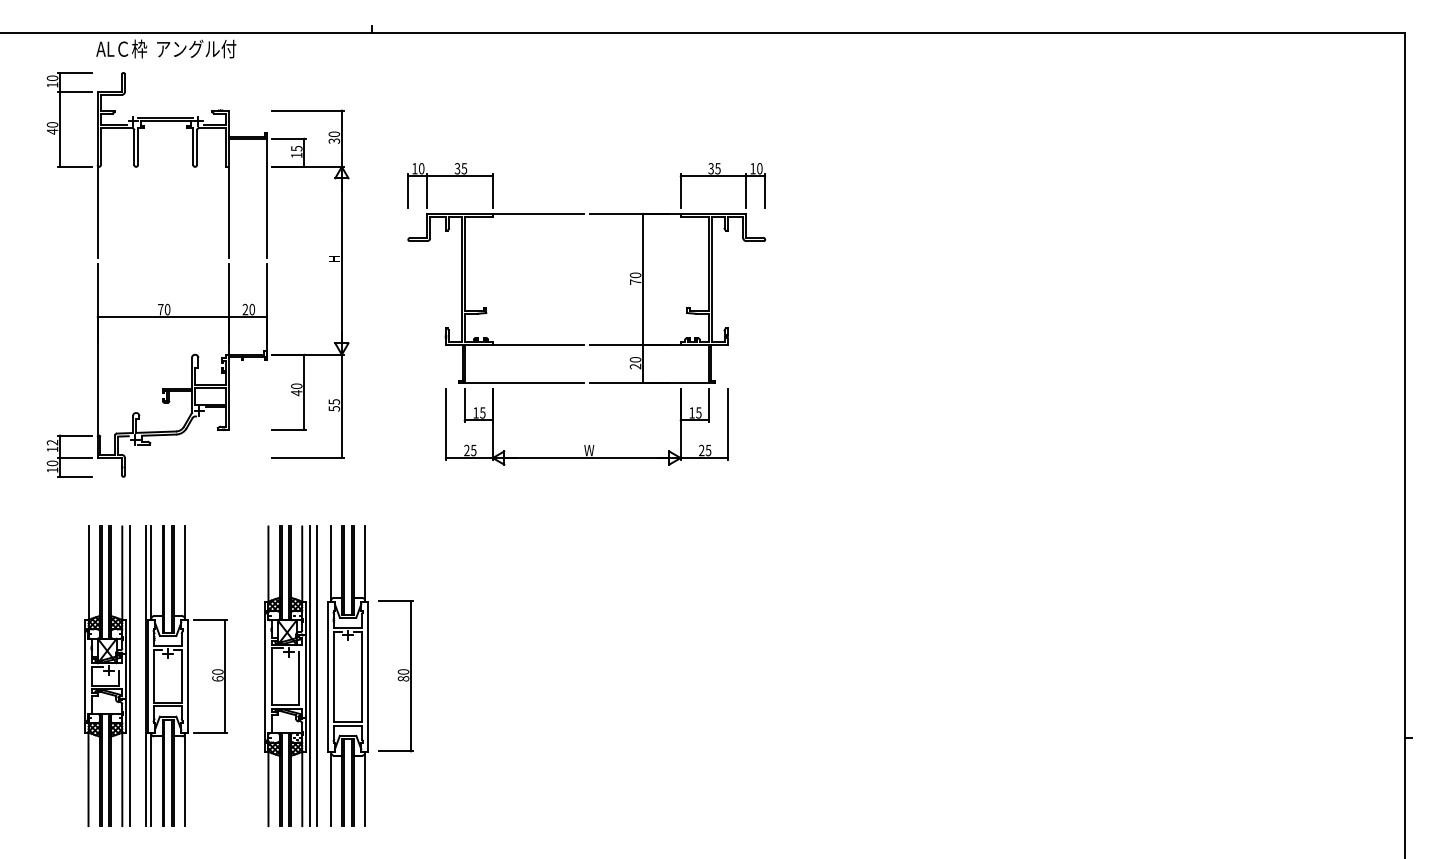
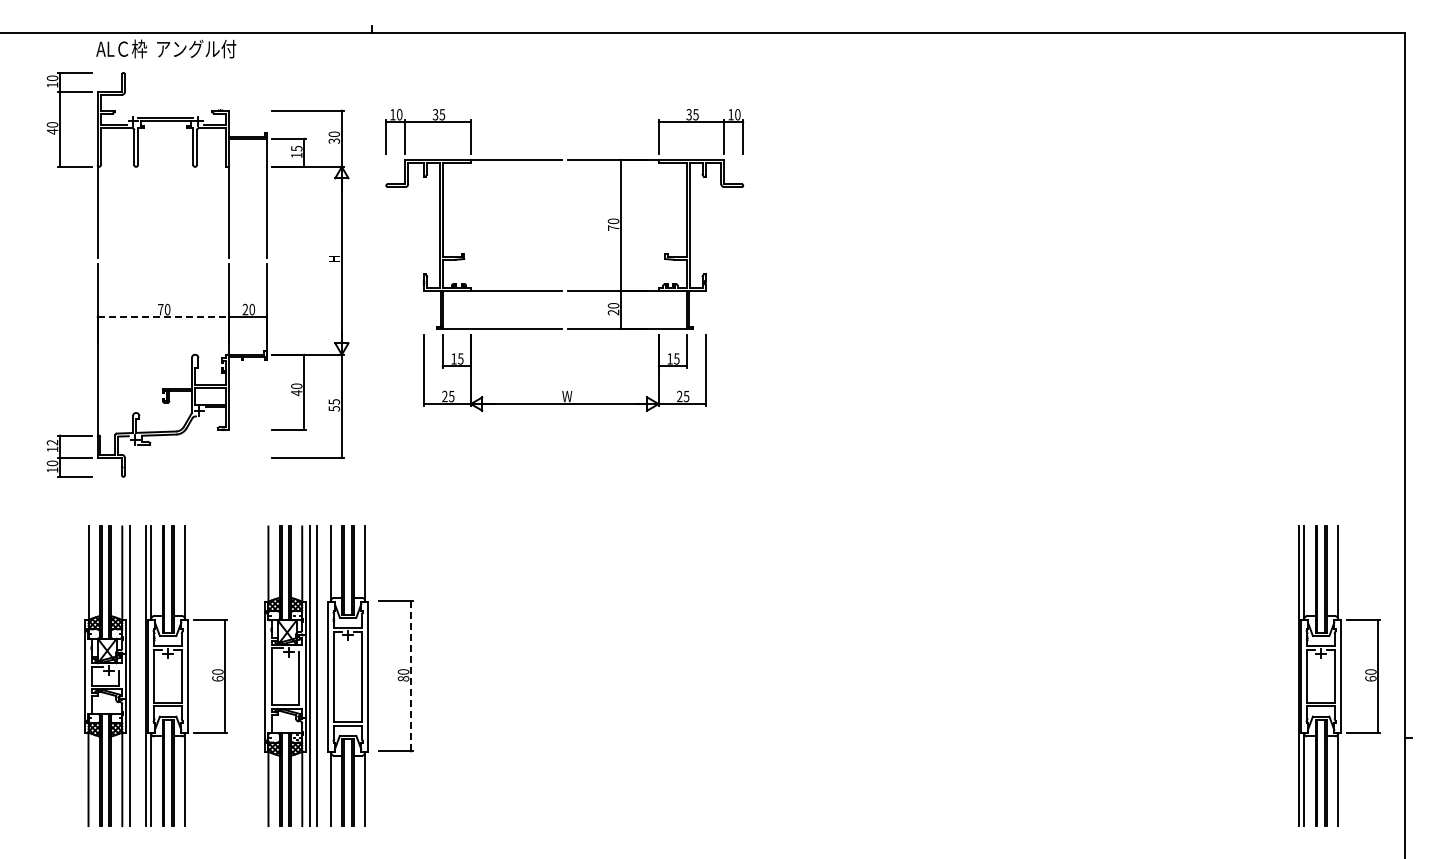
line: solid -> dashed (163, 317)
part position: (584, 344) -> (562, 290) (562, 290)
part: none -> present (1339, 675)
line: solid -> dashed (411, 676)
